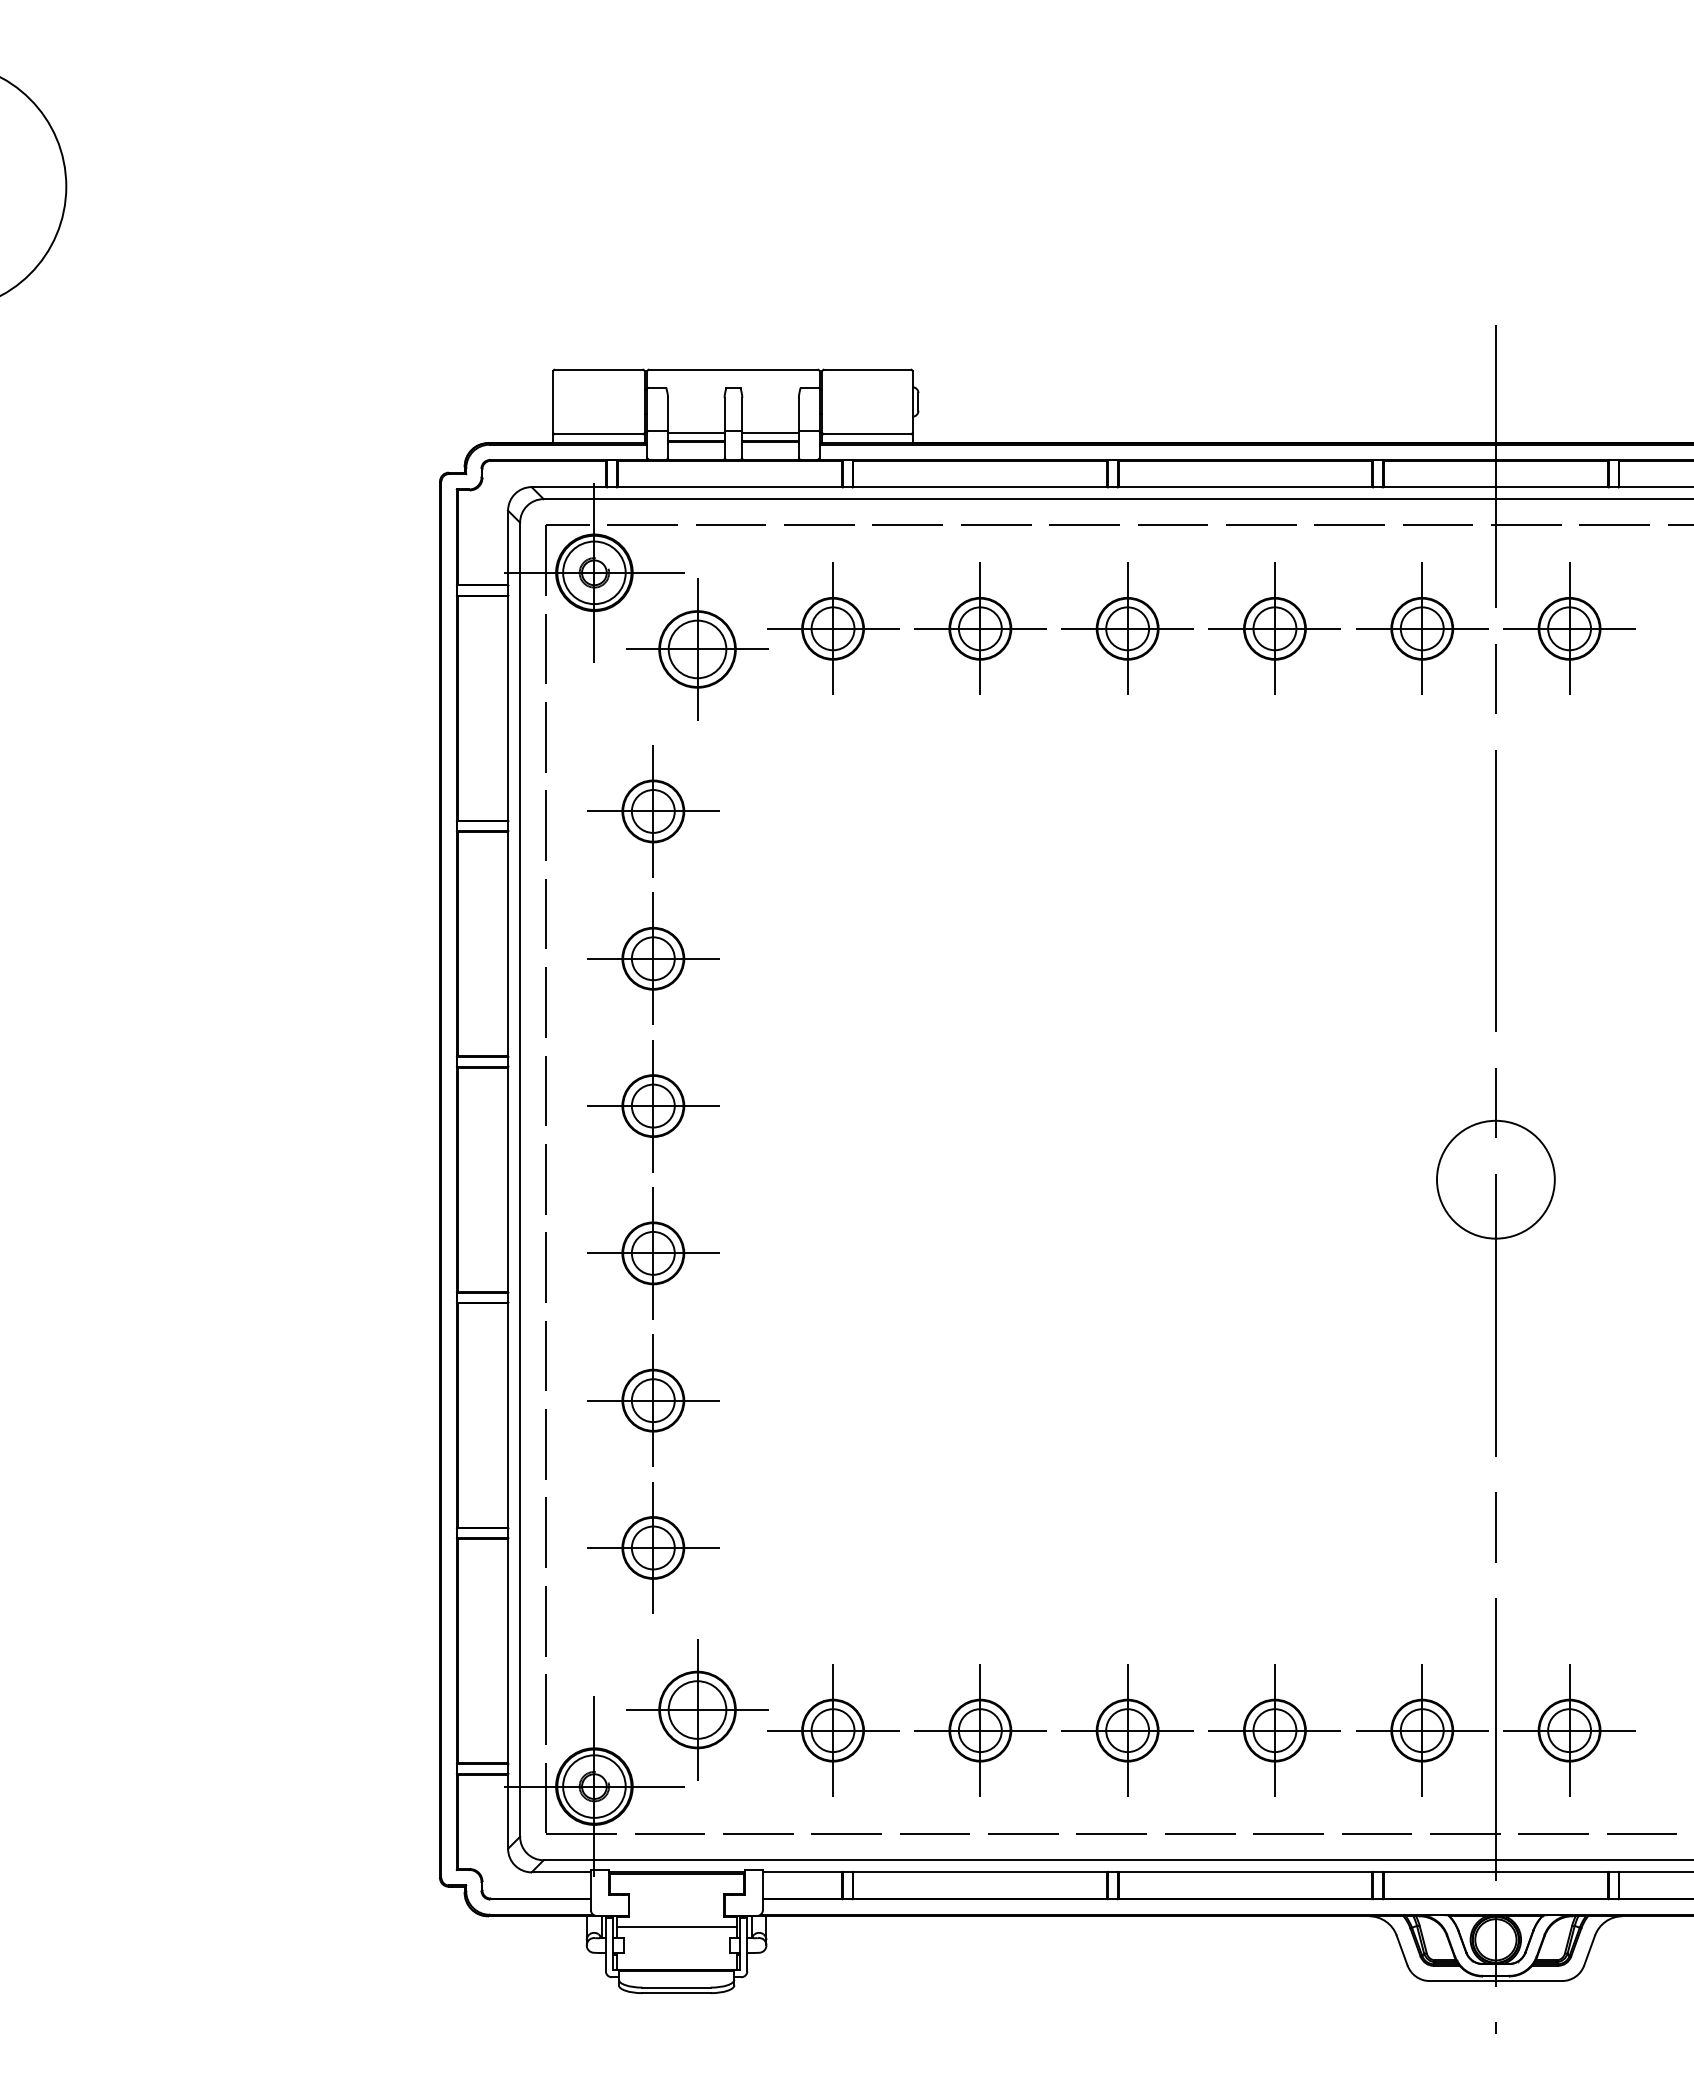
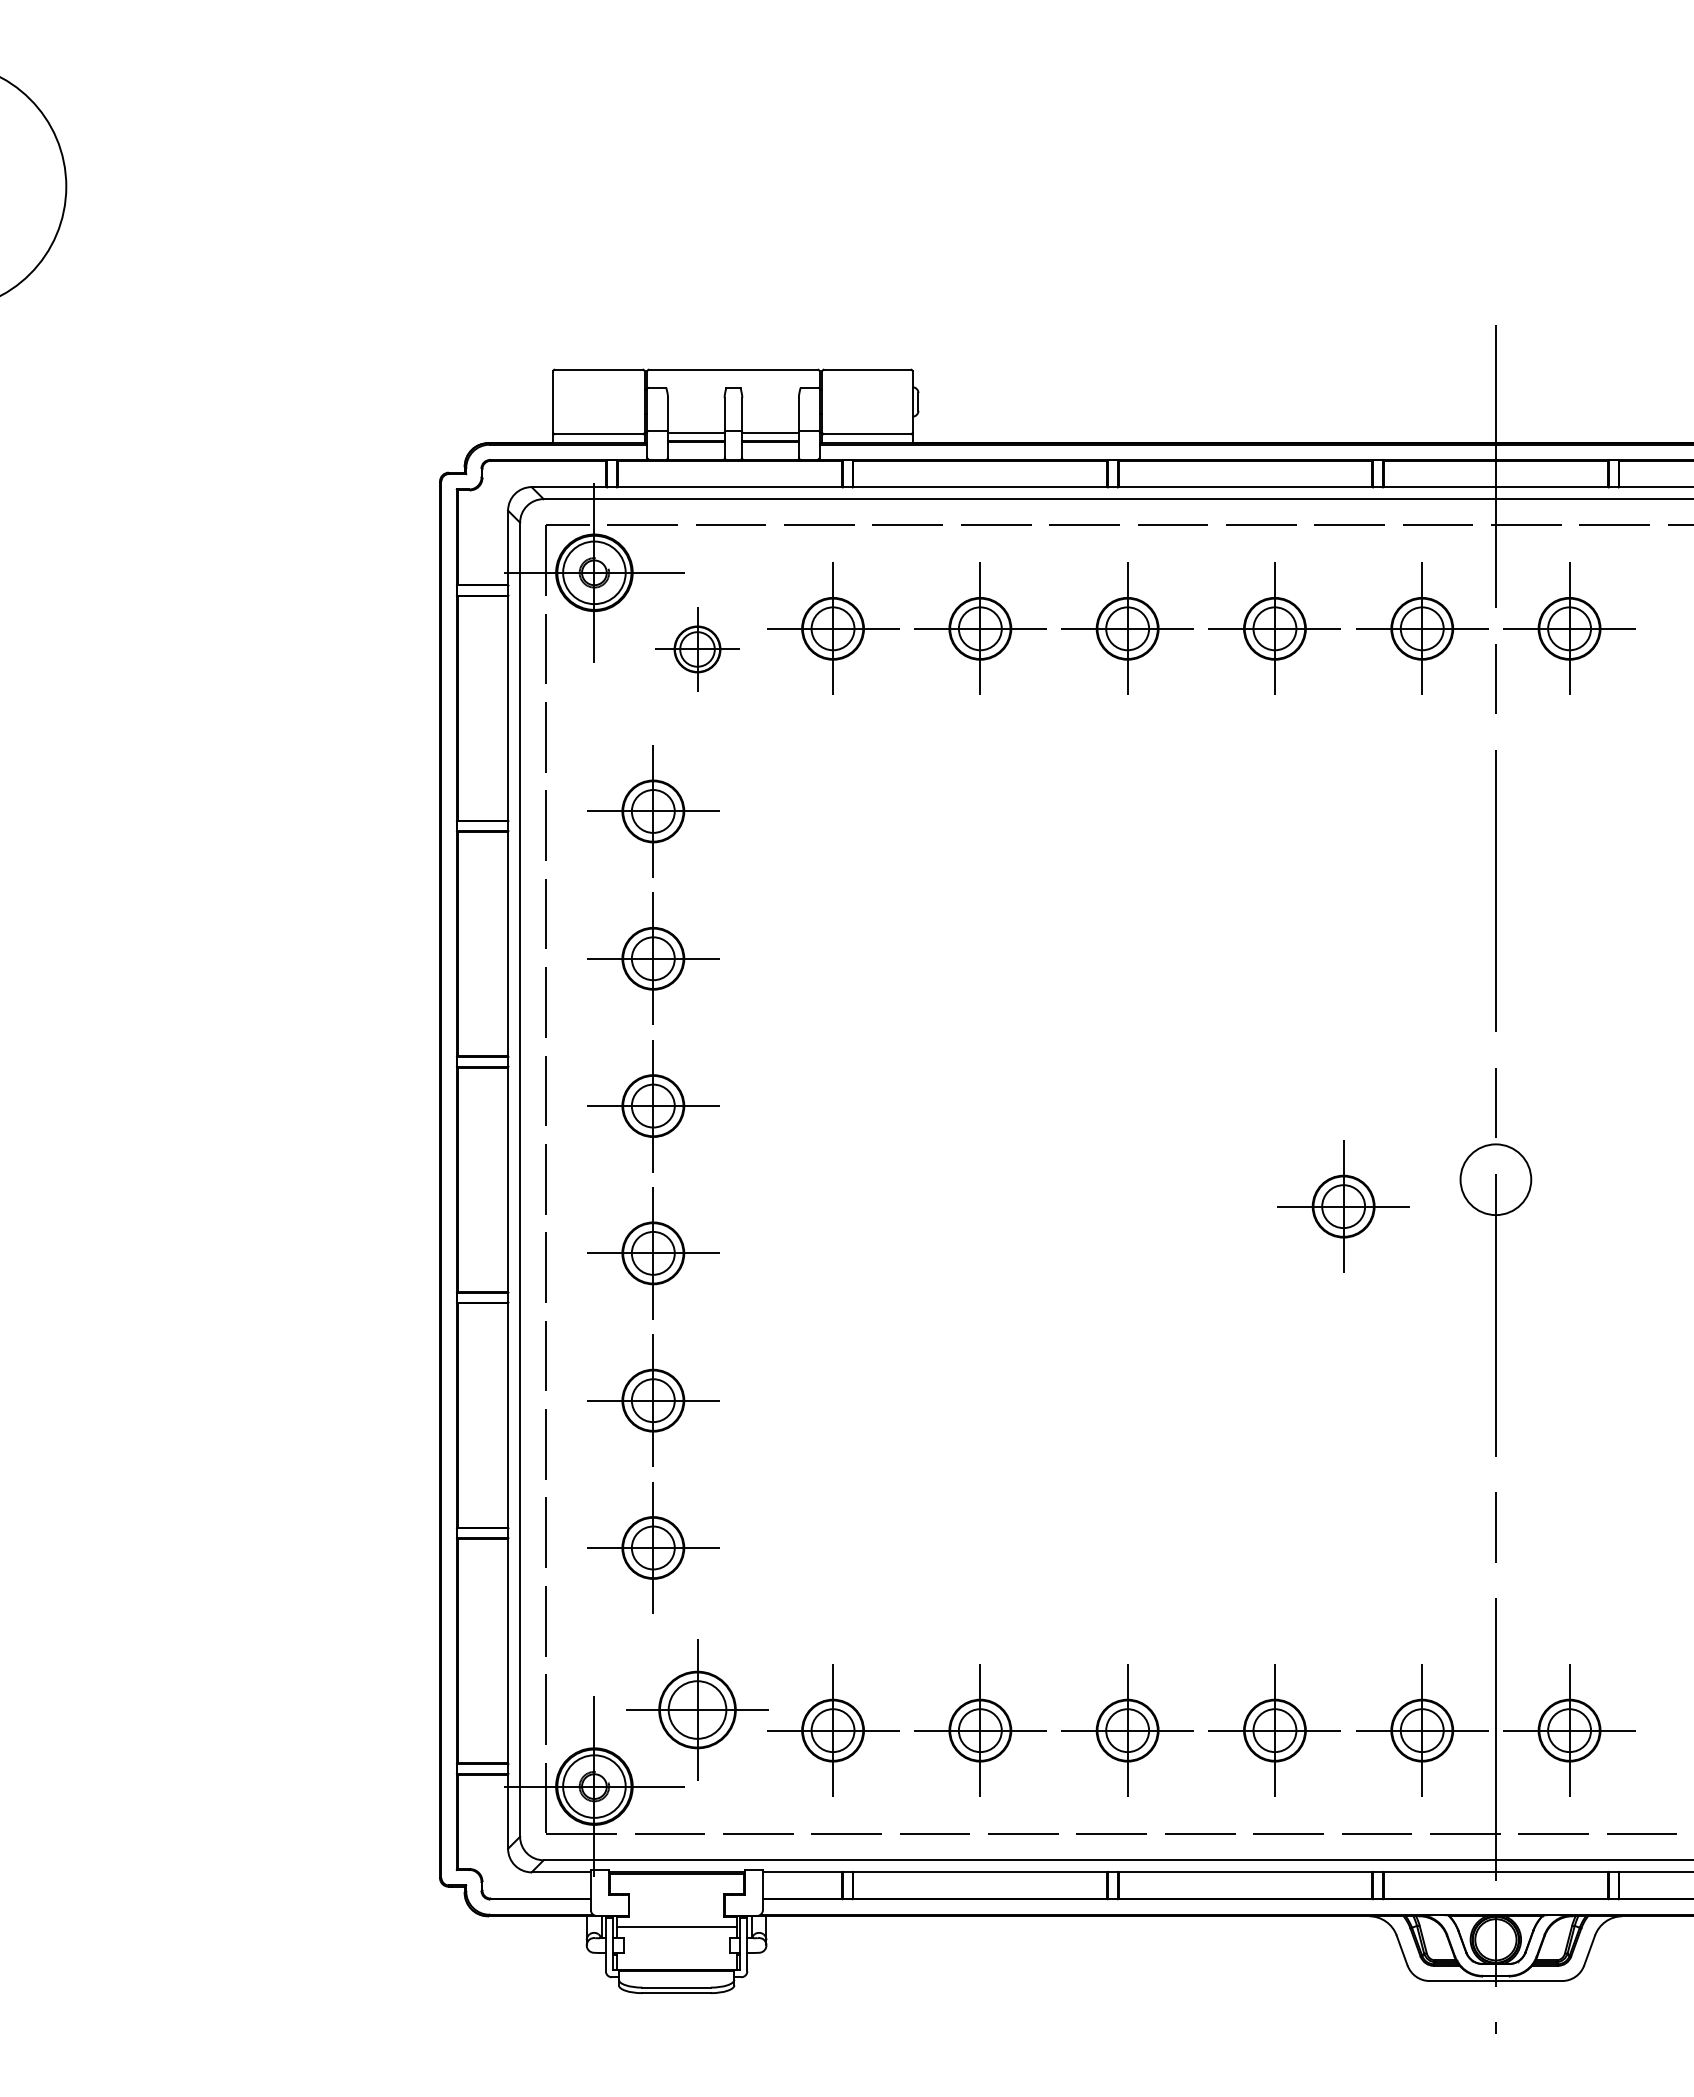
part size: 143x143 px -> 85x85 px (697, 649)
circle diameter: 118 px -> 71 px (1495, 1179)
part: none -> present (1343, 1206)
